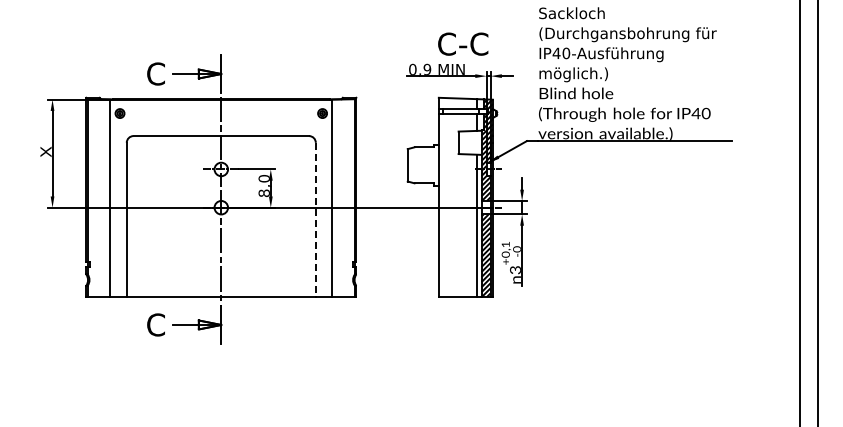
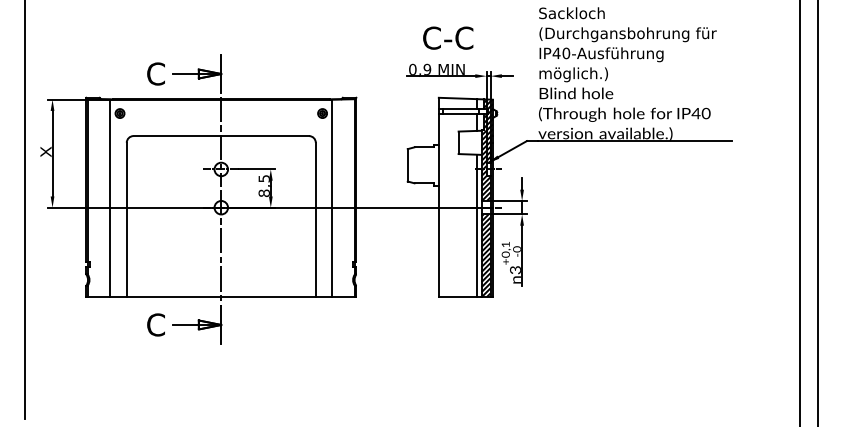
text position: (463, 43) -> (448, 37) (448, 37)
text: 8,0 -> 8,5 (263, 178)
line: none -> present (25, 210)
line: dashed -> solid (315, 220)
